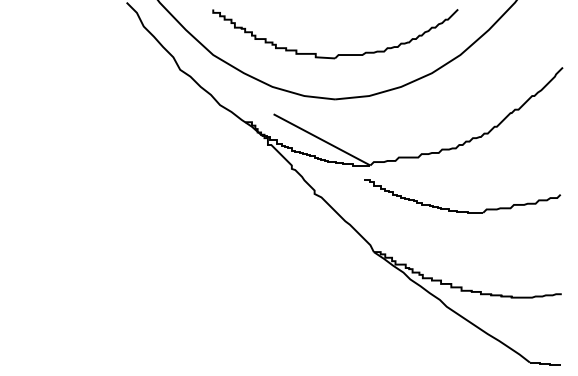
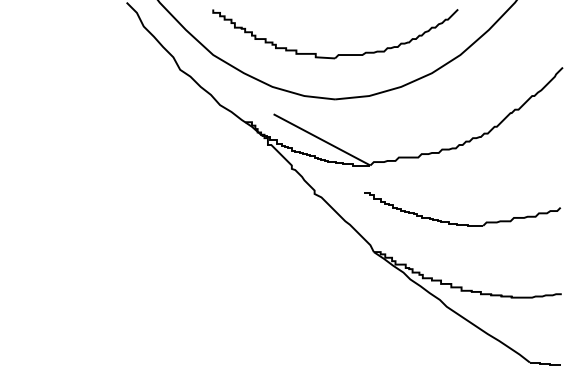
part position: (457, 210) -> (457, 223) (457, 223)
